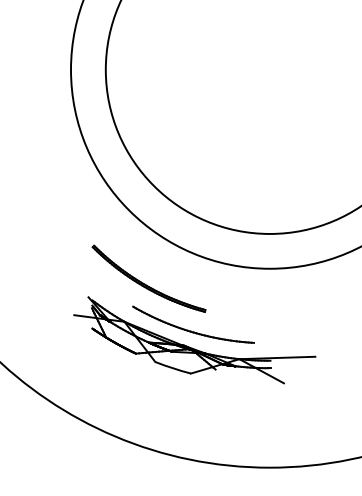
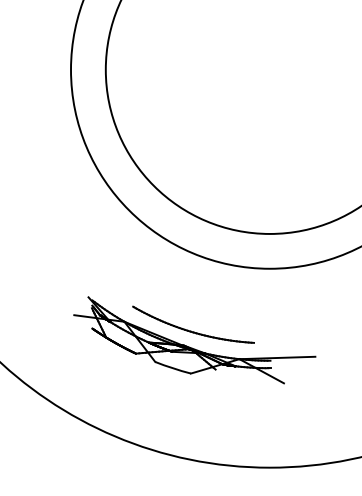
part: present -> none (146, 284)
